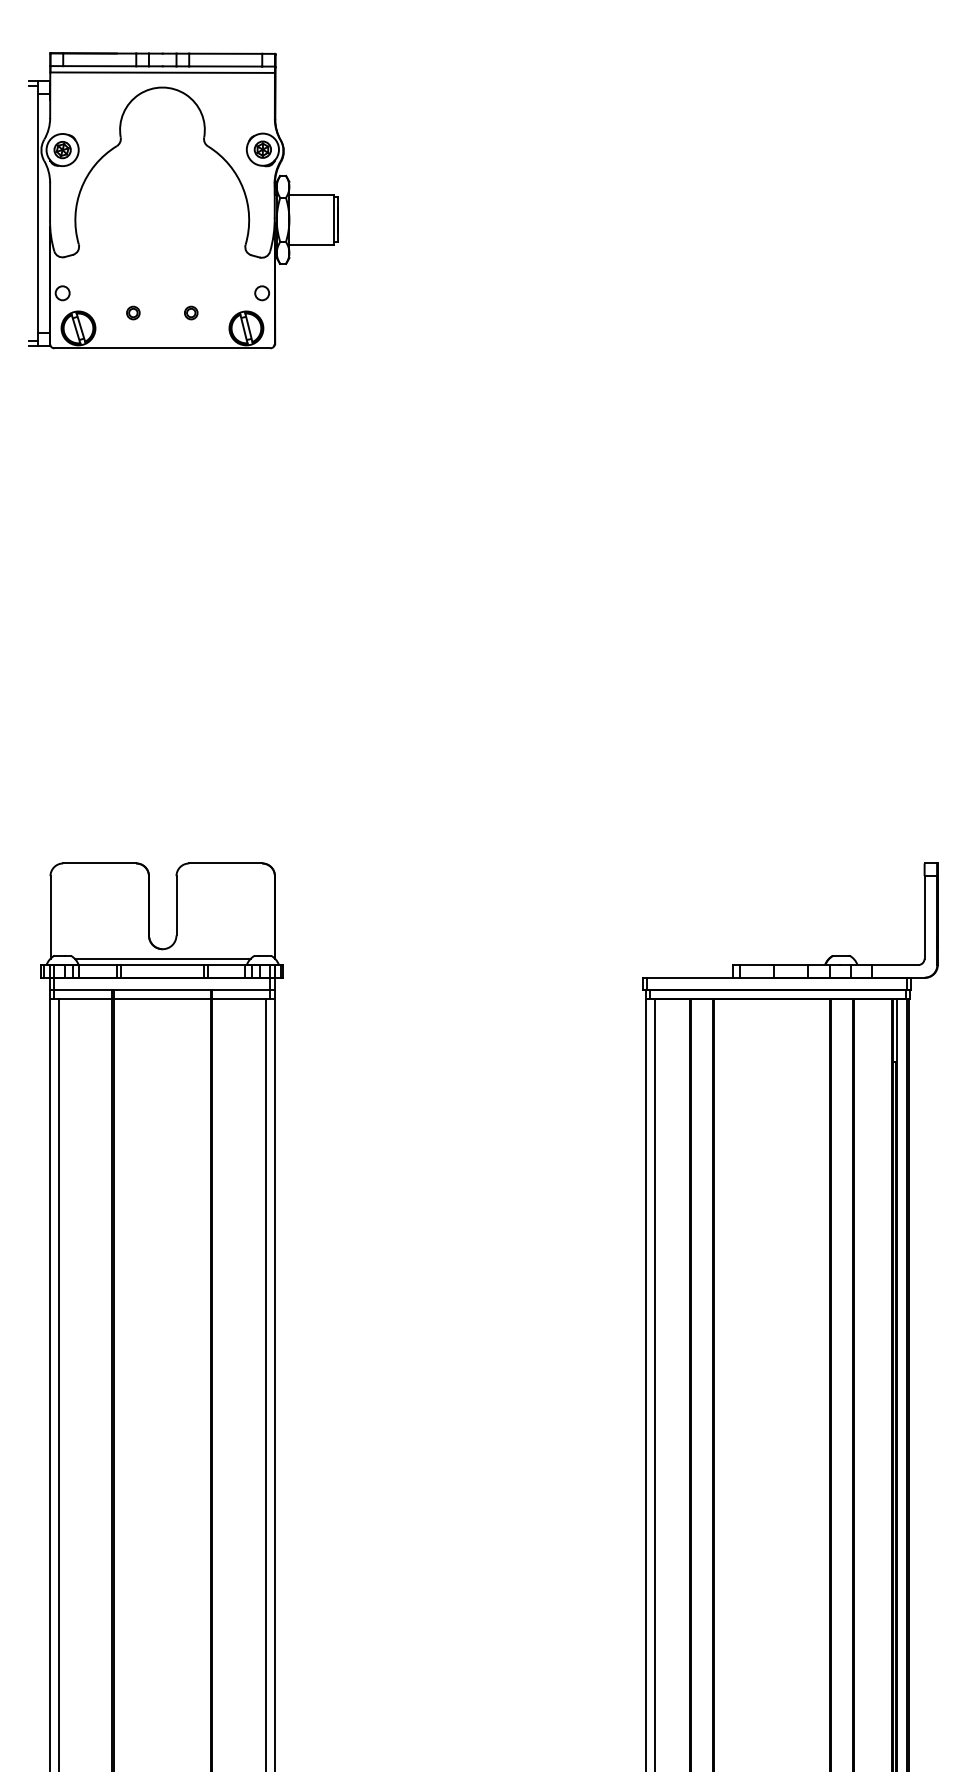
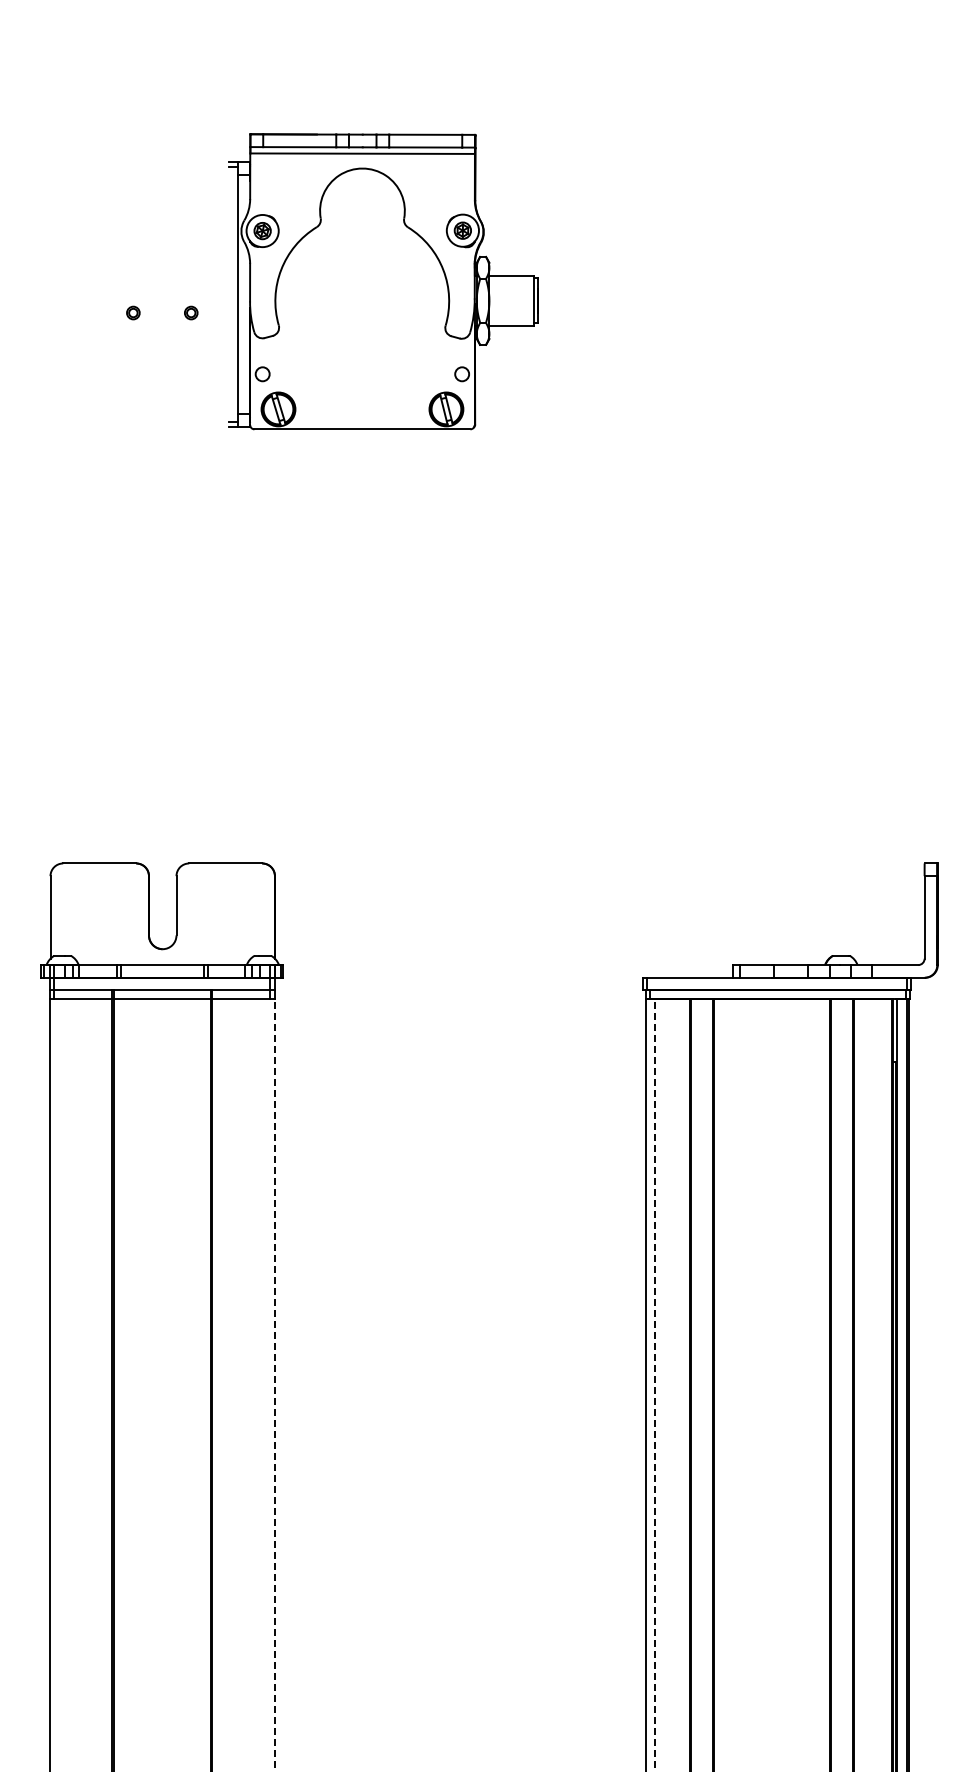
part position: (183, 200) -> (383, 281) (383, 281)
line: present -> none (162, 958)
line: present -> none (58, 1383)
line: present -> none (266, 1383)
line: solid -> dashed (274, 1384)
line: solid -> dashed (654, 1384)
